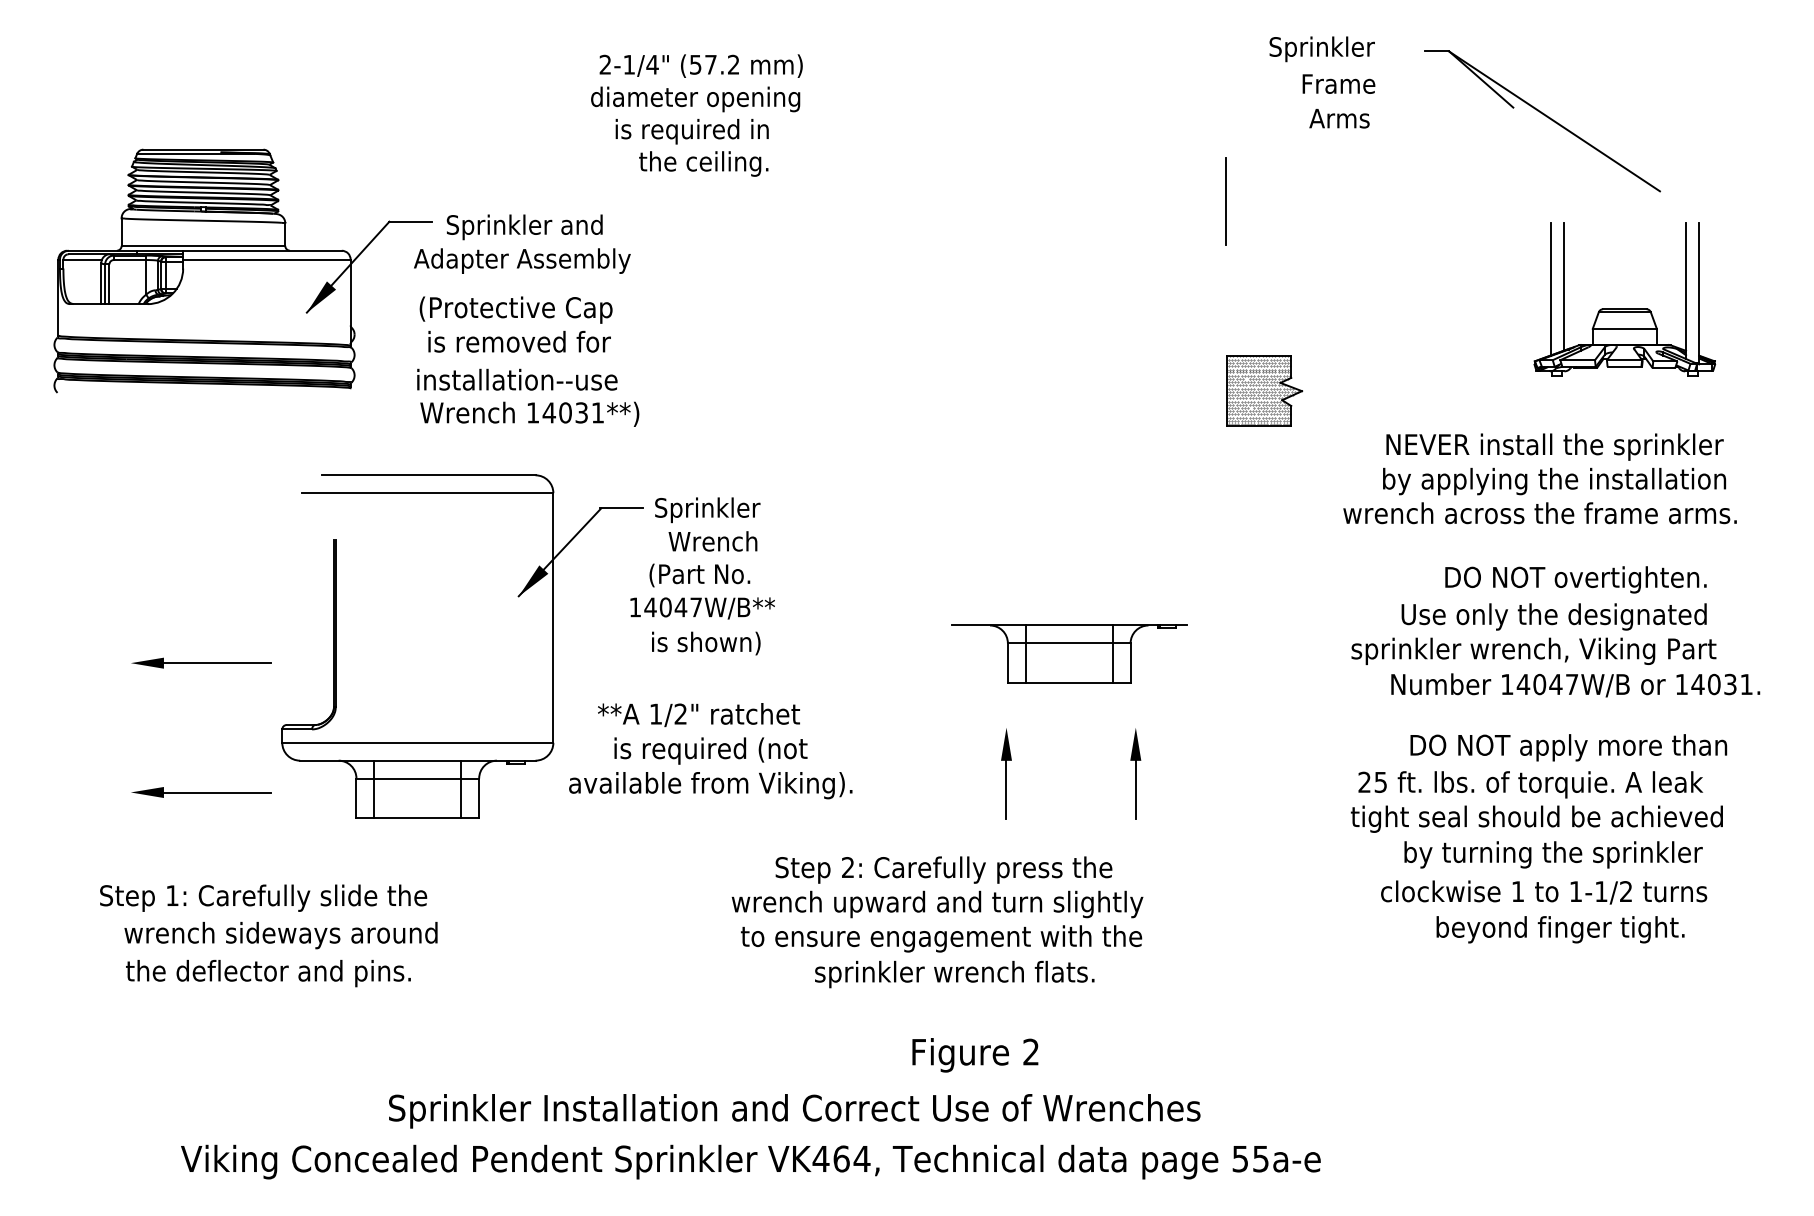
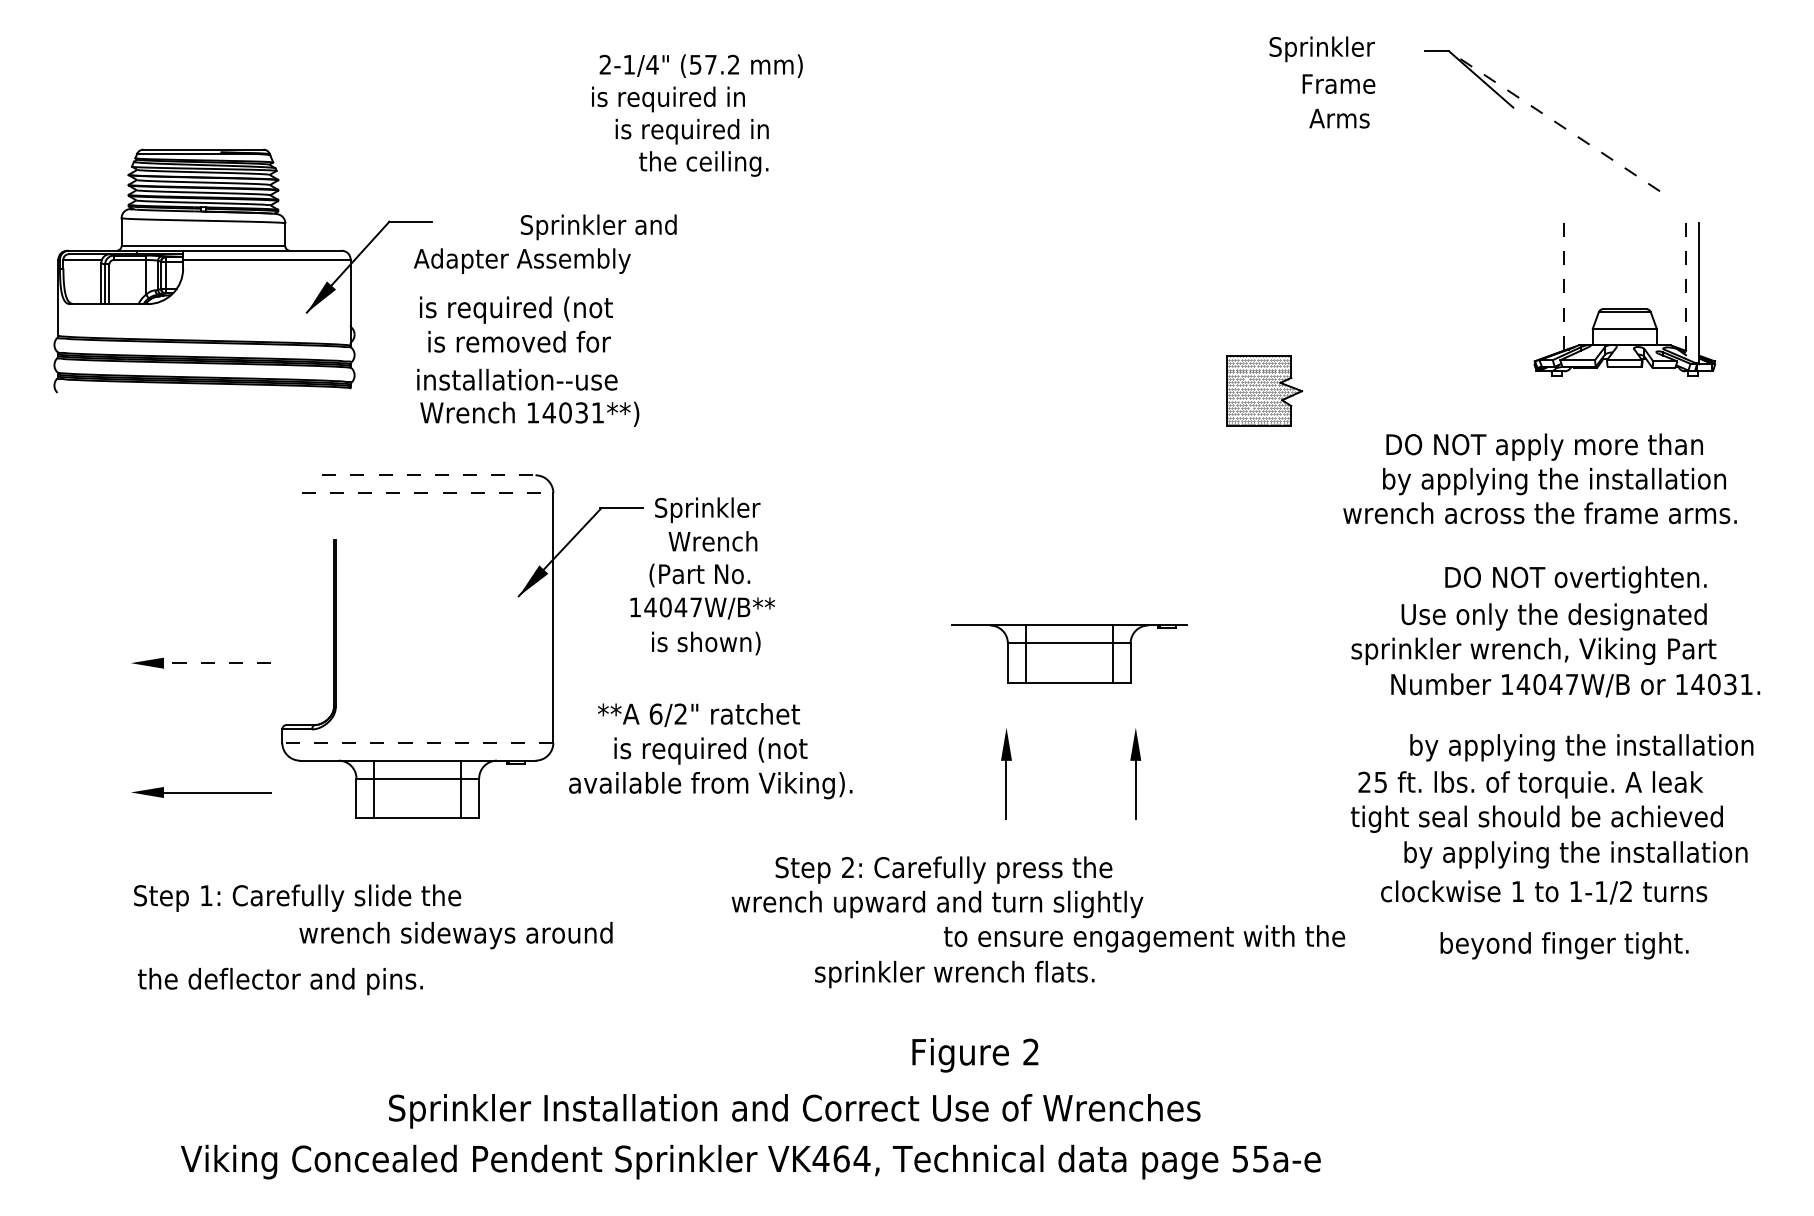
text: diameter opening -> is required in (695, 99)
line: solid -> dashed (1554, 121)
line: present -> none (1225, 201)
text position: (524, 227) -> (598, 227) (598, 227)
line: solid -> dashed (1563, 286)
line: present -> none (1550, 289)
line: solid -> dashed (1686, 291)
text: (Protective Cap -> is required (not (515, 309)
text: NEVER install the sprinkler -> DO NOT apply more than (1555, 446)
line: solid -> dashed (428, 475)
line: solid -> dashed (427, 493)
line: solid -> dashed (206, 663)
text: 1/2" -> 6/2" (655, 713)
line: solid -> dashed (417, 742)
text: DO NOT apply more than -> by applying the installation (1581, 747)
text: by turning the sprinkler -> by applying the installation (1594, 854)
text position: (263, 897) -> (297, 897) (297, 897)
text position: (1560, 929) -> (1564, 945) (1564, 945)
text position: (280, 935) -> (455, 935) (455, 935)
text position: (941, 938) -> (1144, 938) (1144, 938)
text position: (268, 973) -> (280, 981) (280, 981)
